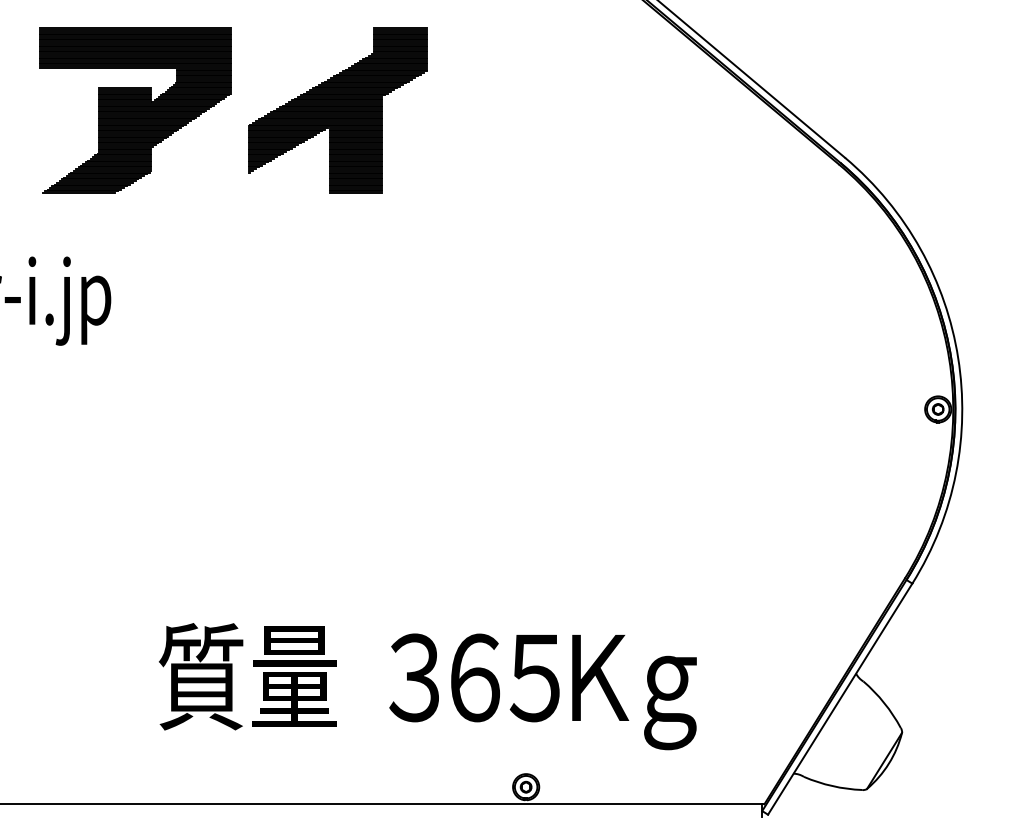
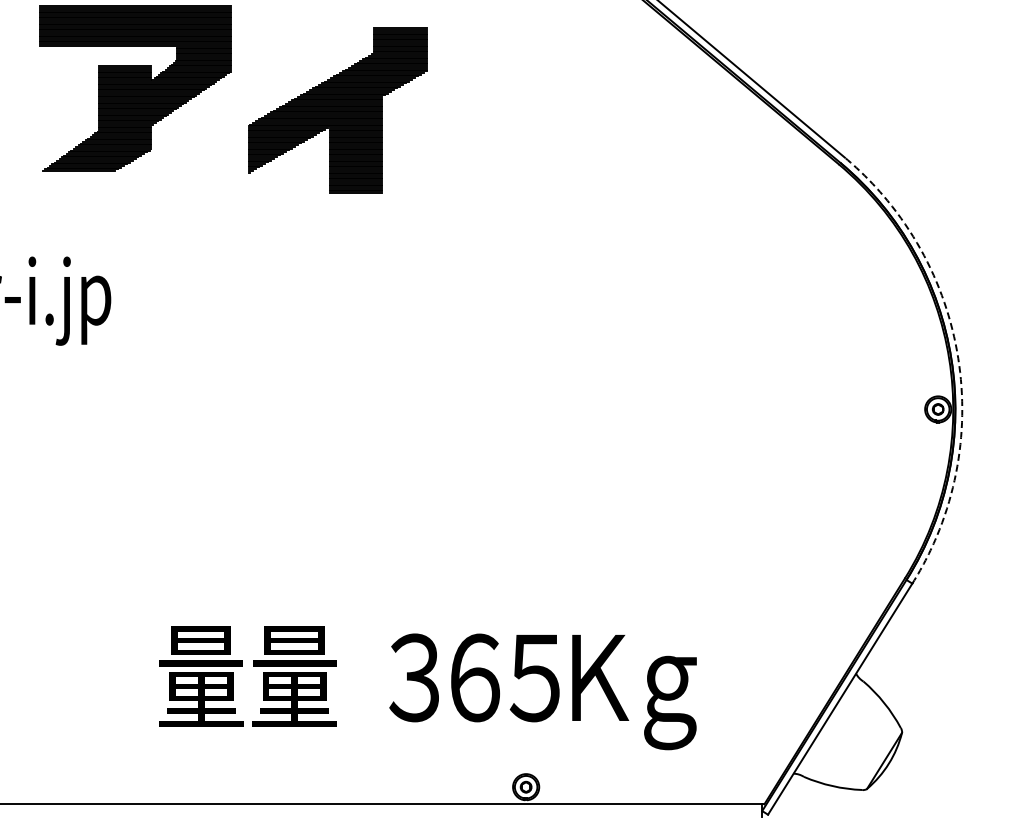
part position: (135, 110) -> (135, 88) (135, 88)
arc: solid -> dashed (958, 358)
text: 質 -> 量 (200, 676)
